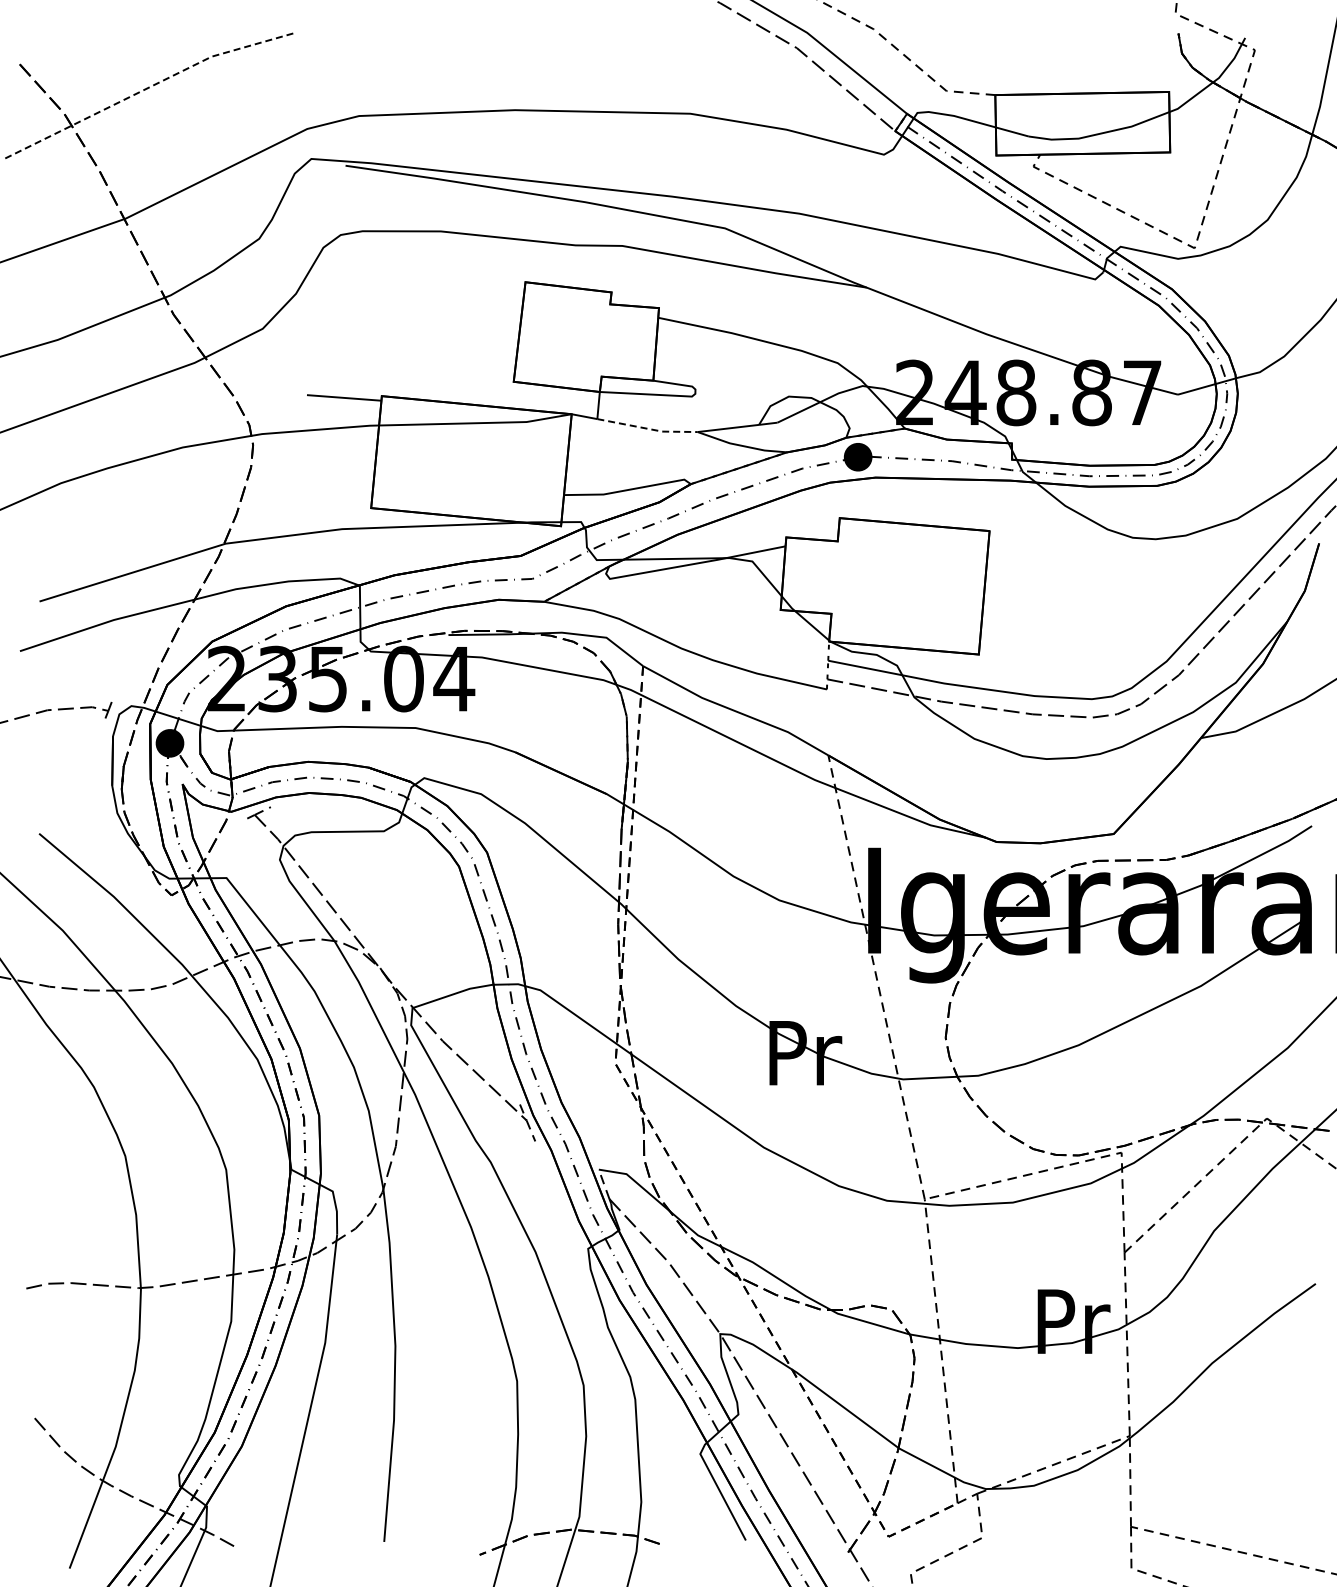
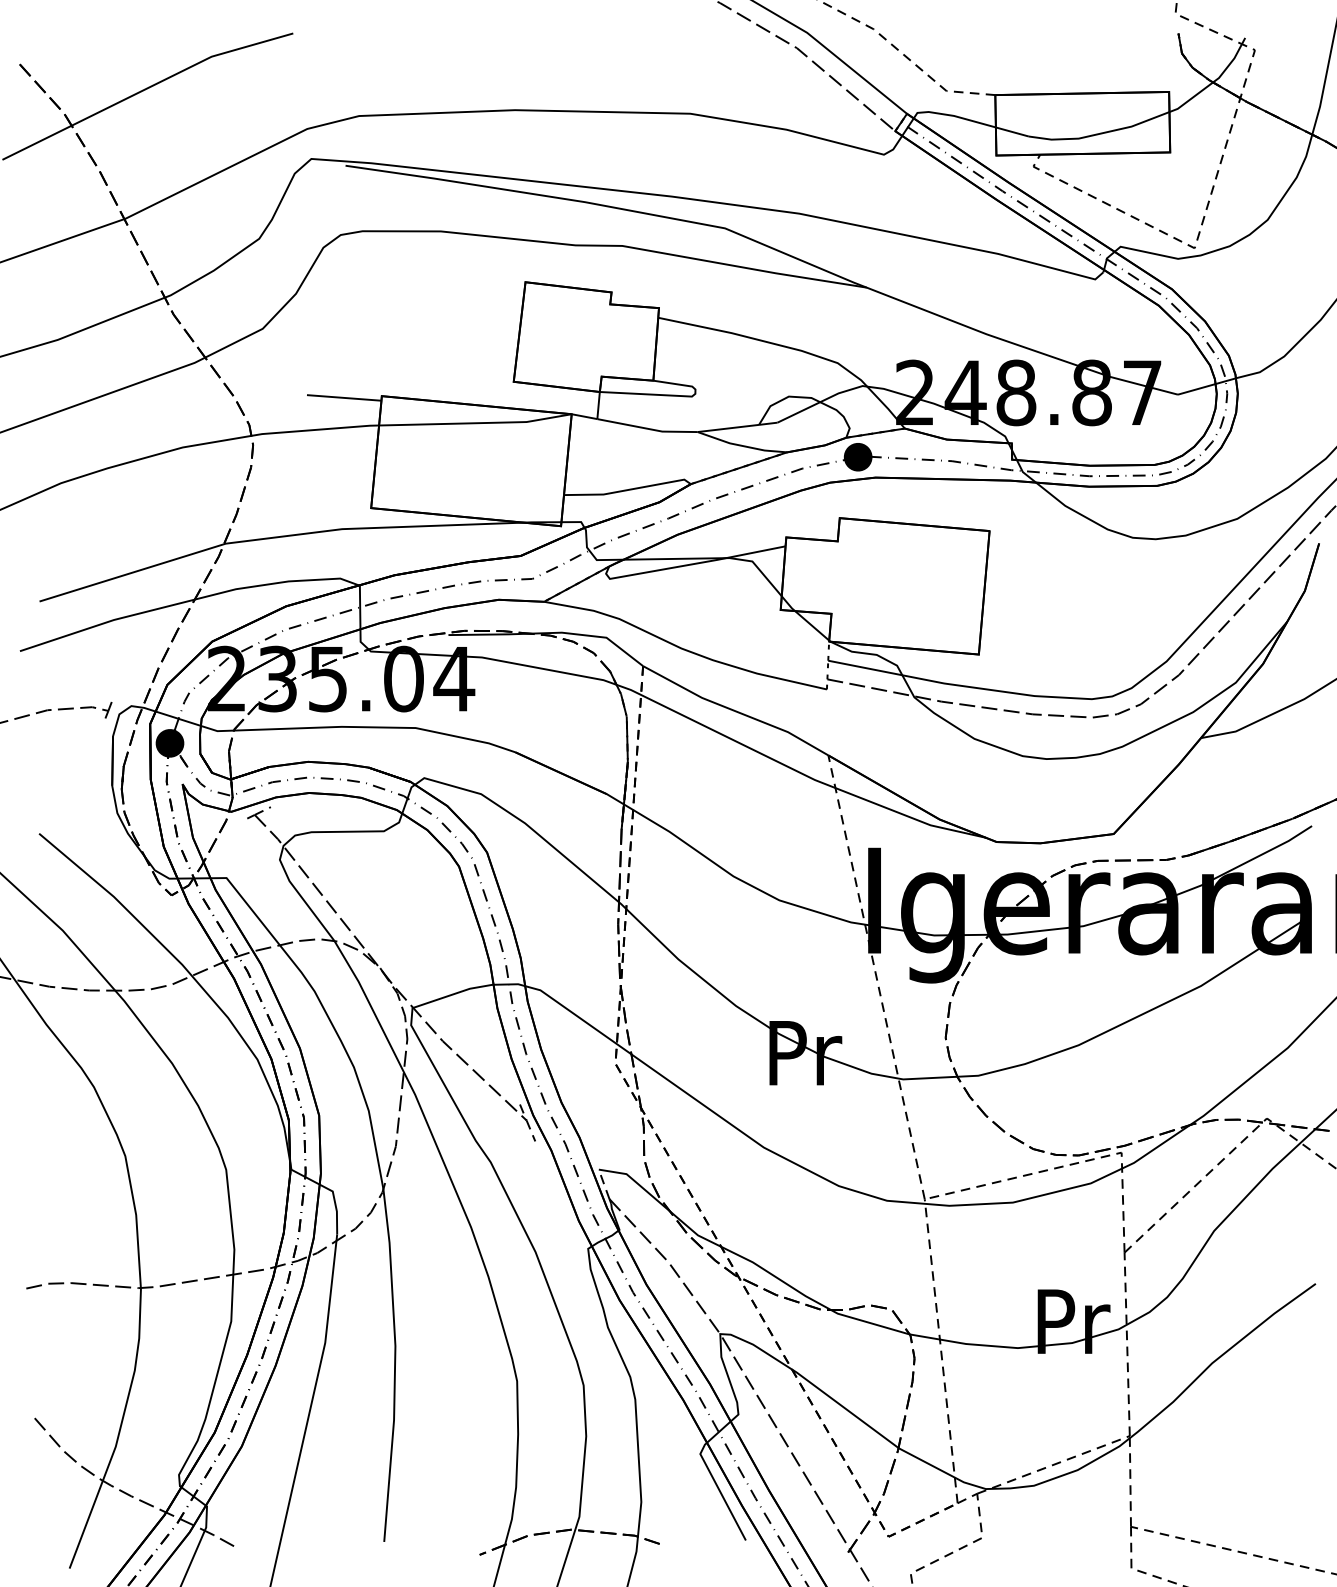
line: dashed -> solid (145, 89)
line: dashed -> solid (647, 428)
